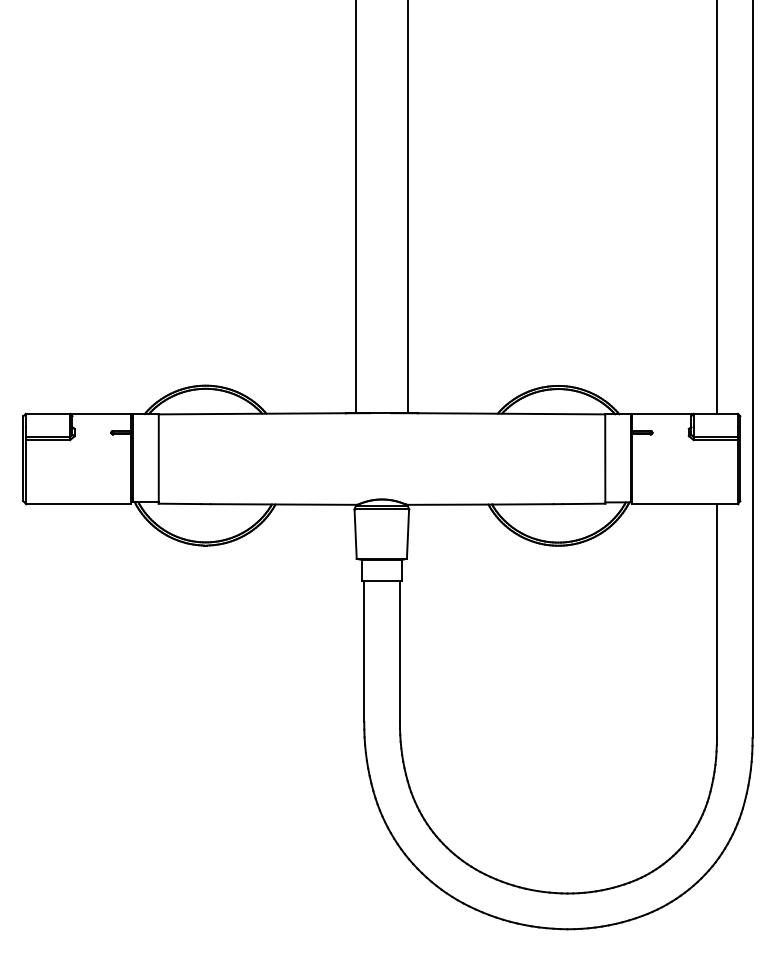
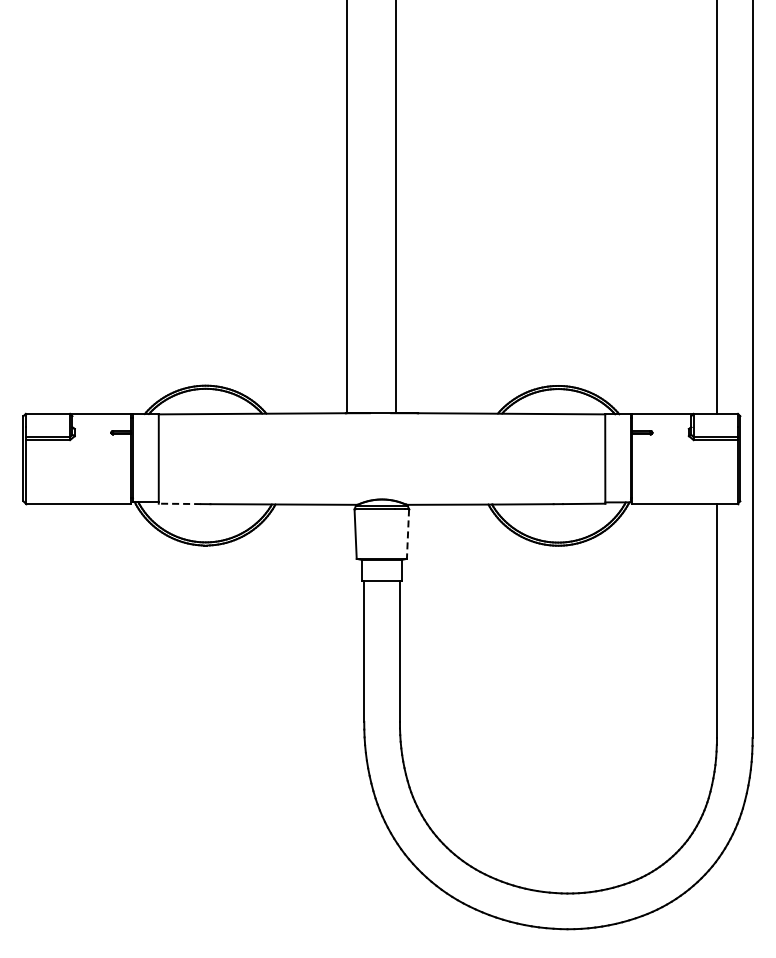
line position: (356, 207) -> (347, 207) (347, 207)
line position: (407, 207) -> (395, 207) (395, 207)
line: solid -> dashed (179, 503)
line: solid -> dashed (408, 534)
